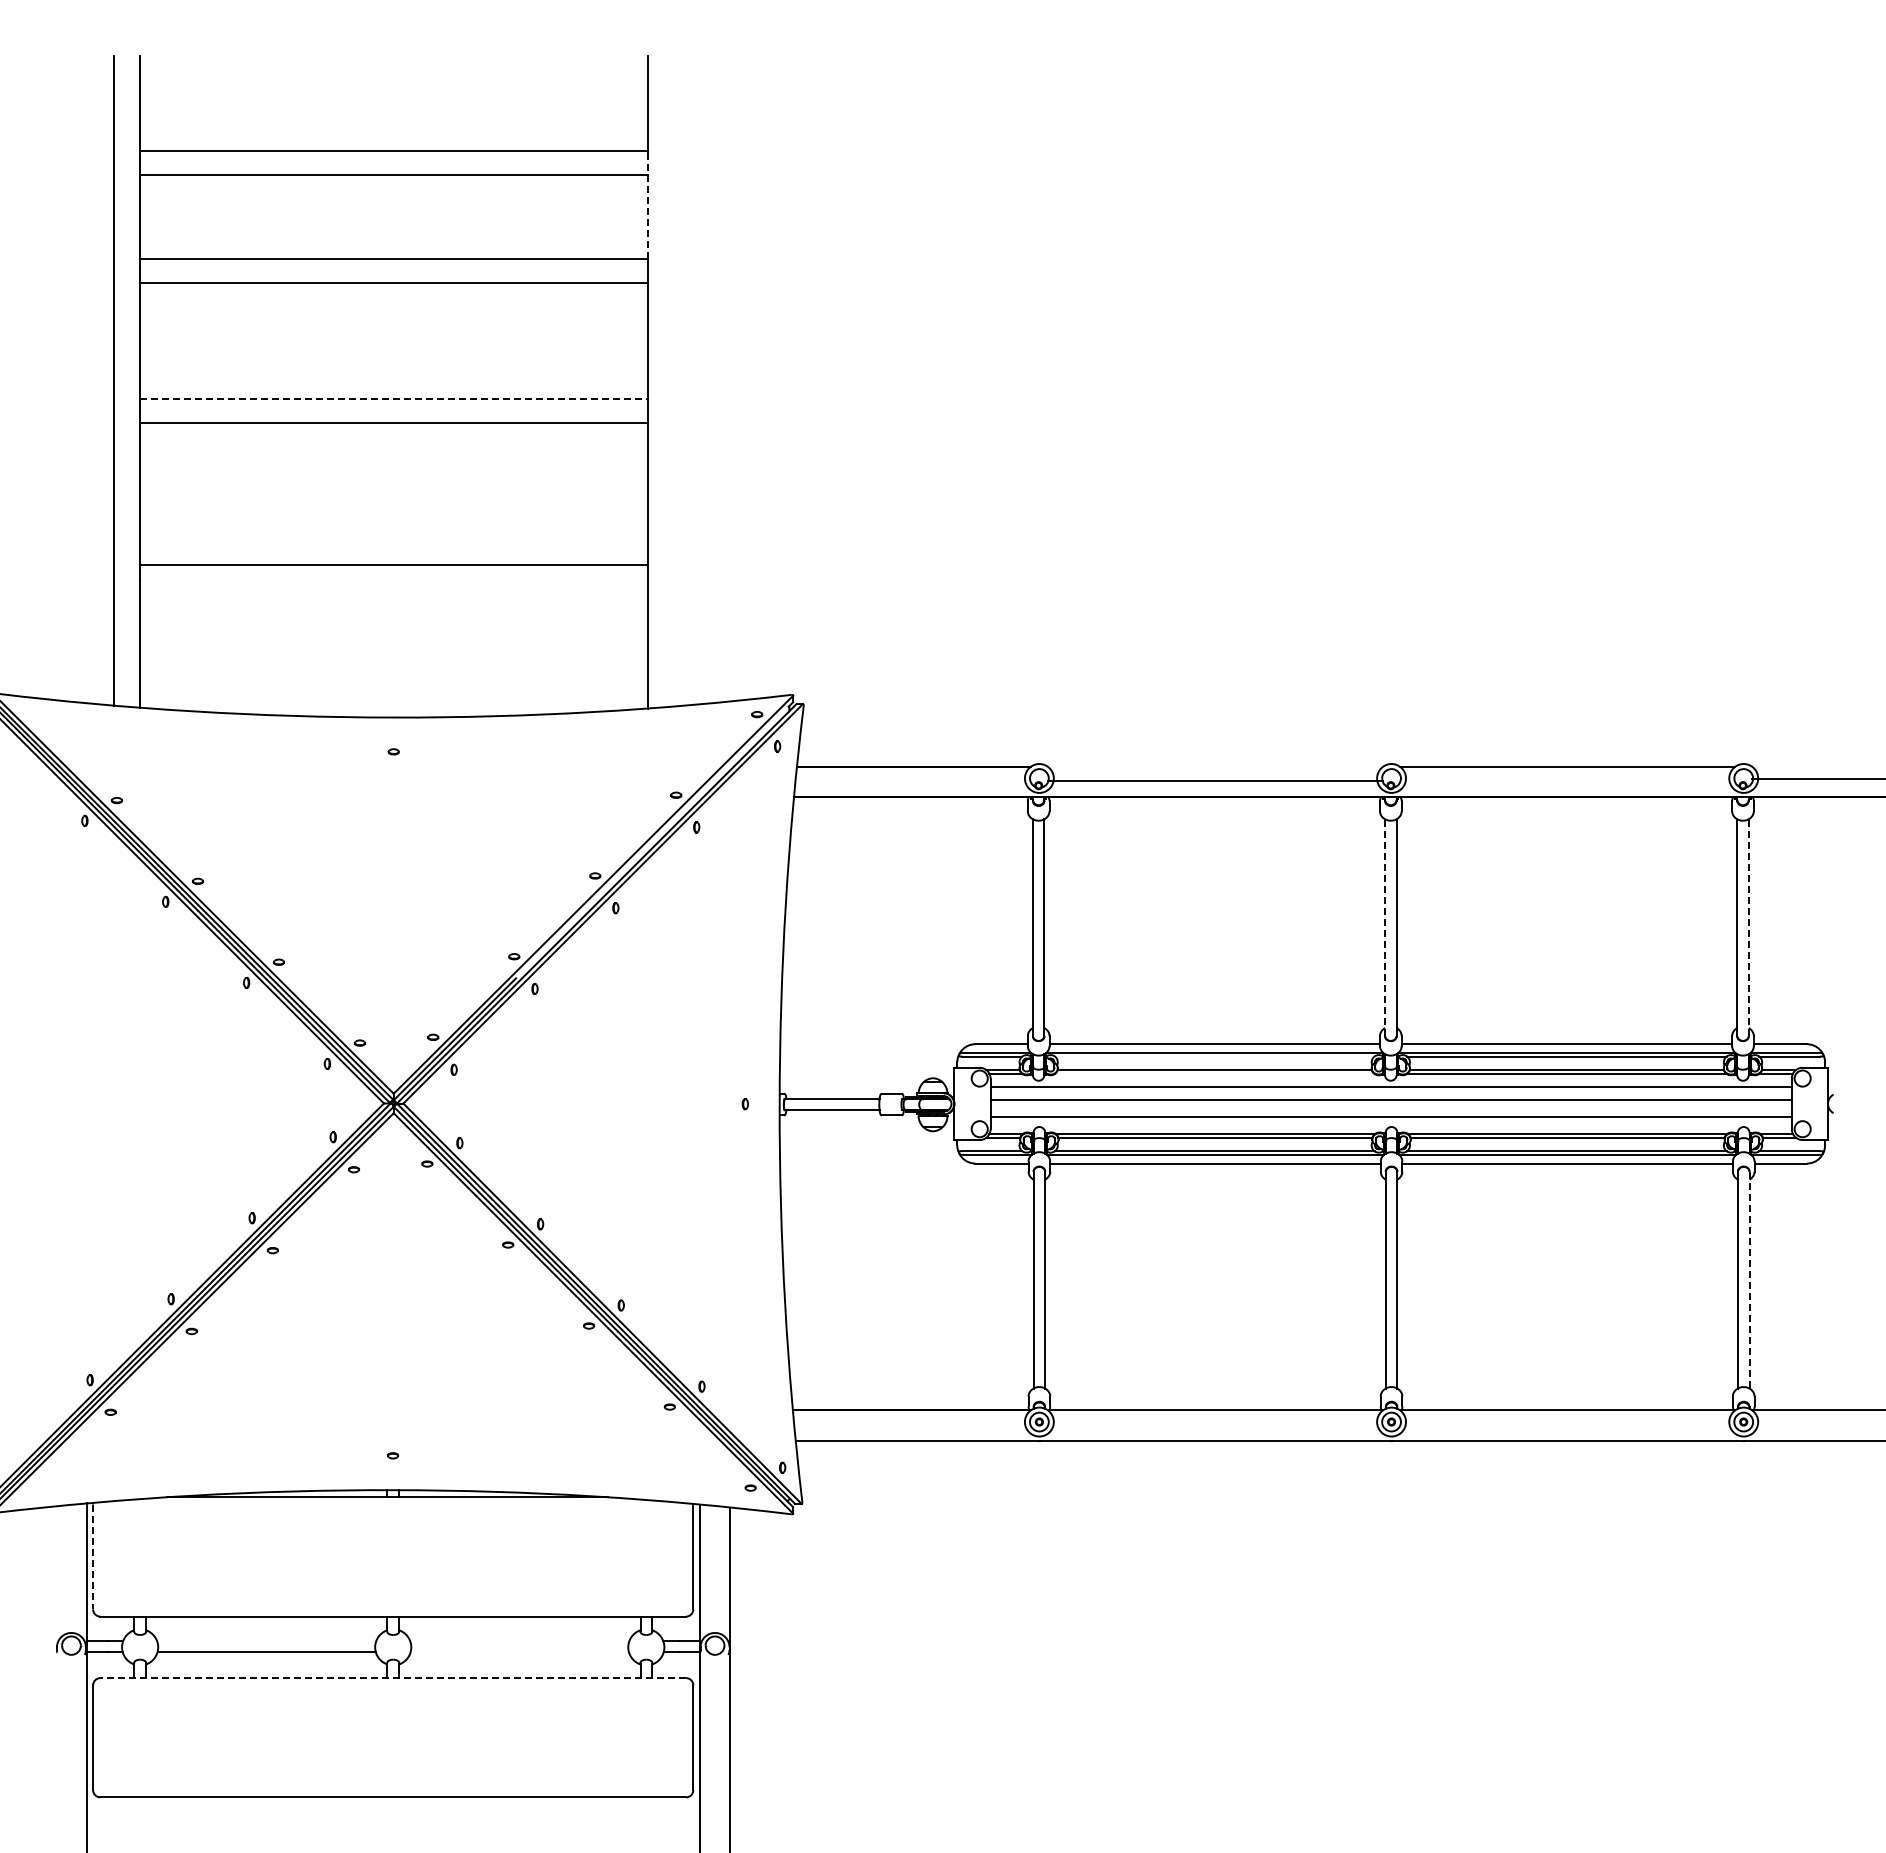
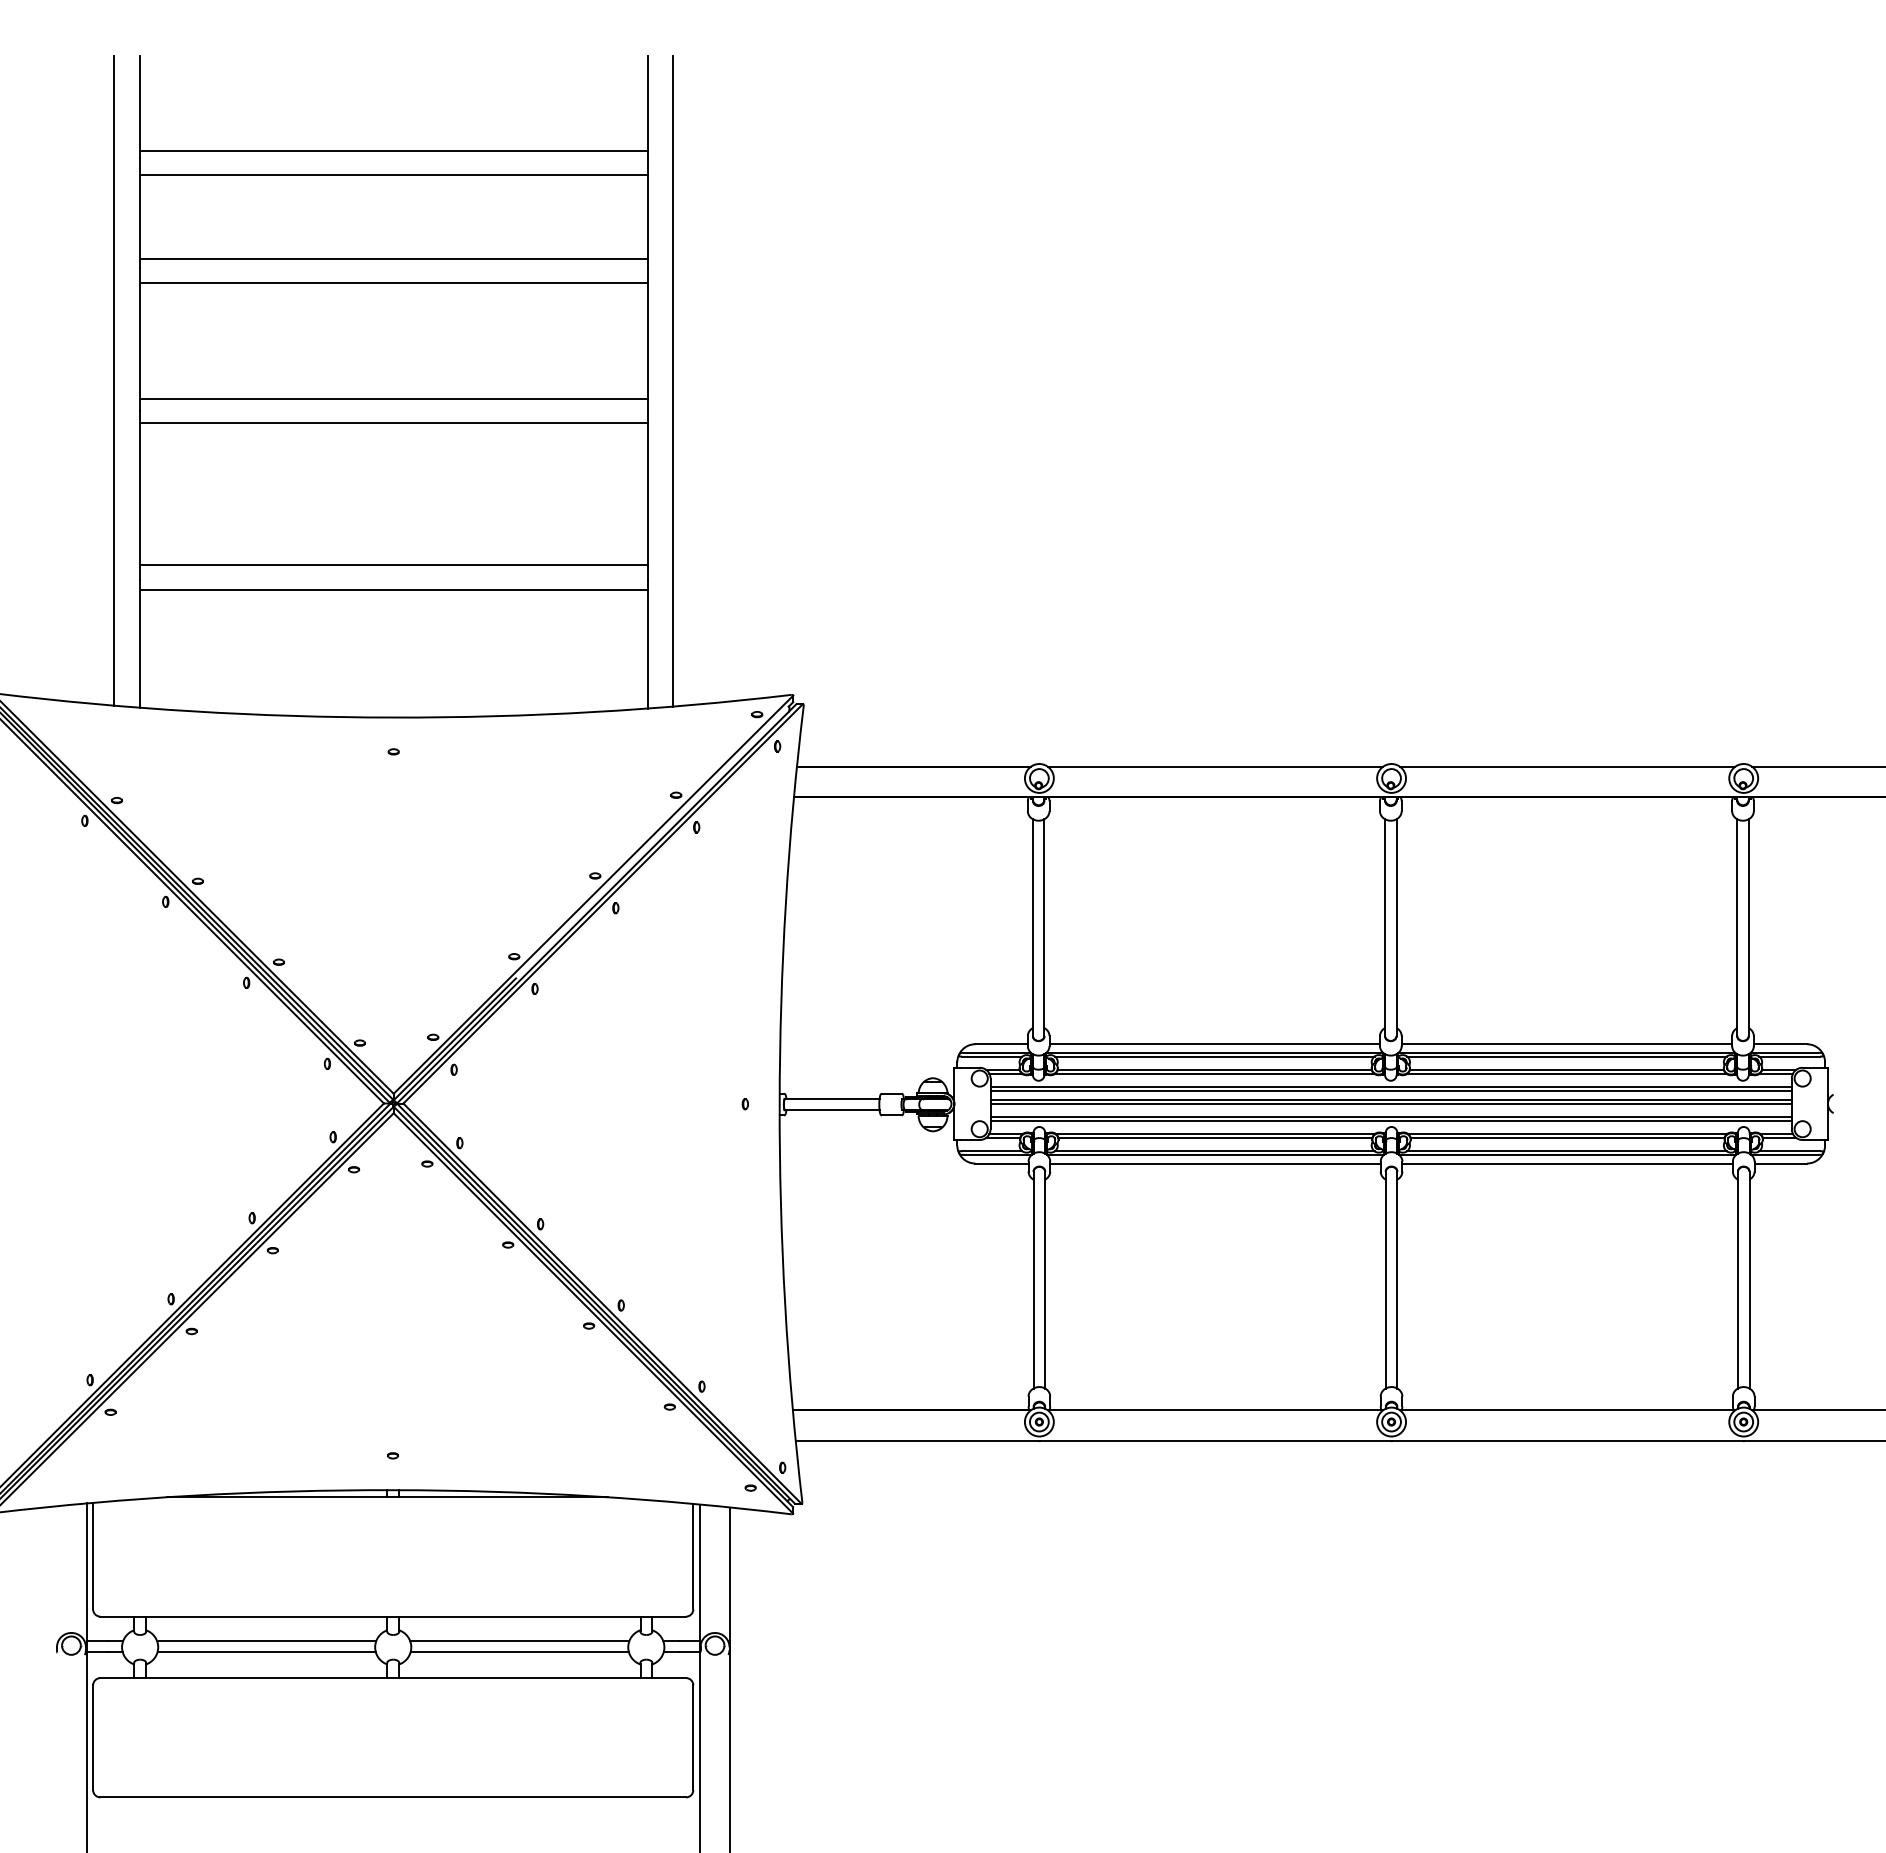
line: dashed -> solid (648, 208)
line: none -> present (673, 380)
line: dashed -> solid (394, 398)
line: none -> present (393, 589)
line position: (1817, 778) -> (1817, 766) (1817, 766)
line position: (1215, 780) -> (1215, 766) (1215, 766)
line: dashed -> solid (1385, 927)
line: dashed -> solid (1748, 927)
line: none -> present (1214, 1056)
line: none -> present (1214, 1073)
line: none -> present (1390, 1090)
line: none -> present (1390, 1103)
line: none -> present (1390, 1120)
line: dashed -> solid (1749, 1280)
line: dashed -> solid (93, 1557)
line: none -> present (266, 1640)
line: none -> present (519, 1640)
line: none -> present (519, 1652)
line: dashed -> solid (393, 1678)
